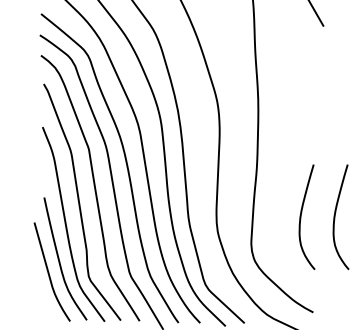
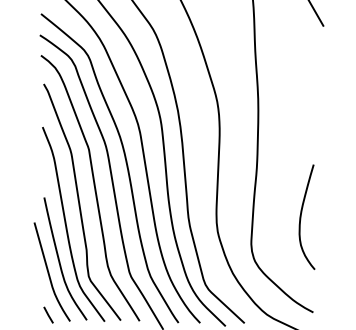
curve: present -> none (335, 216)
line: none -> present (48, 314)
